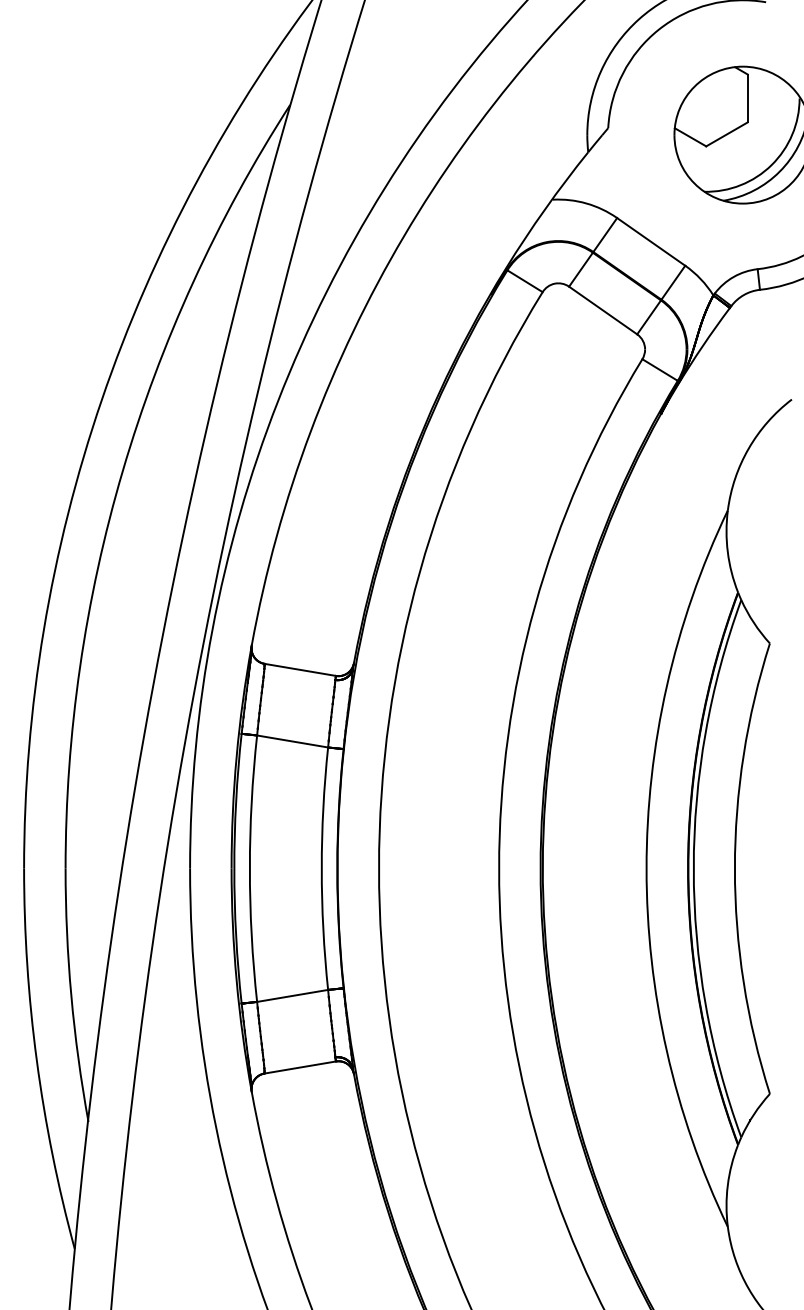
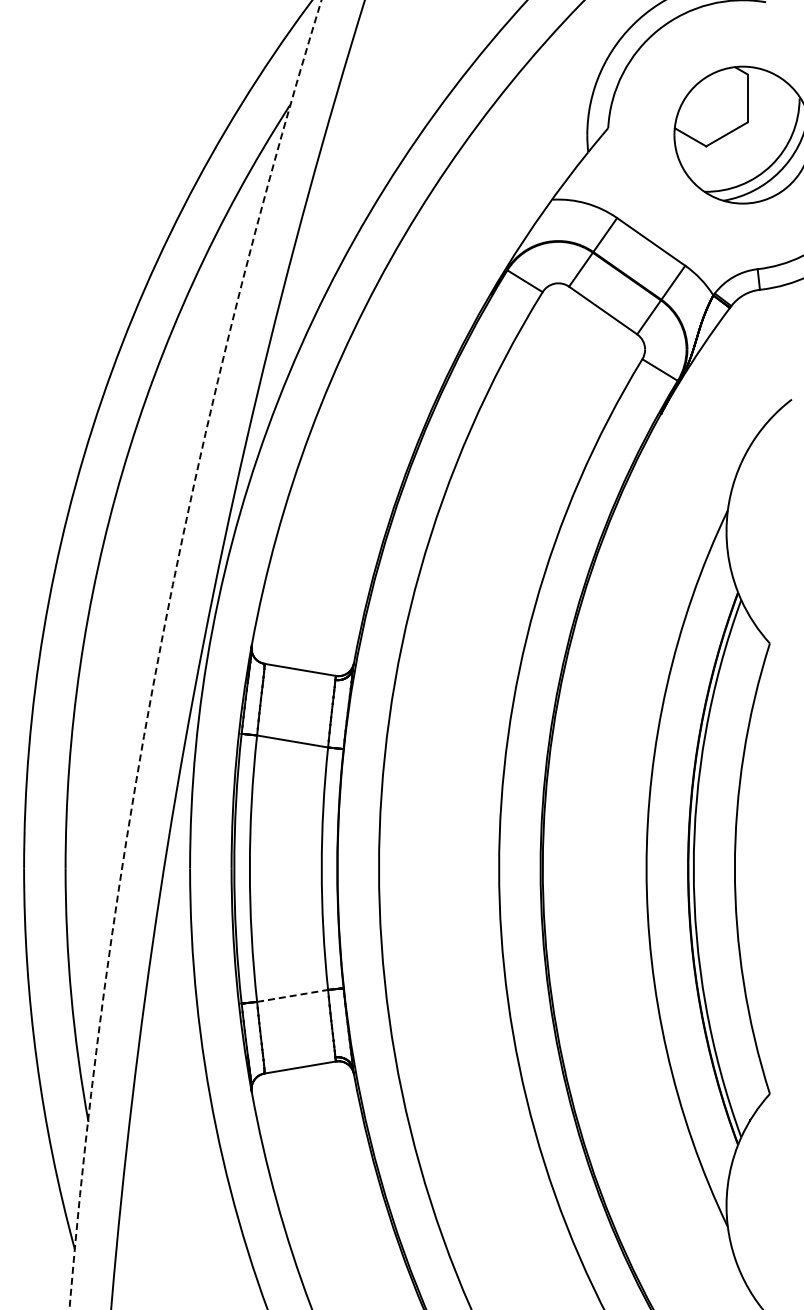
arc: solid -> dashed (160, 648)
line: solid -> dashed (293, 995)
